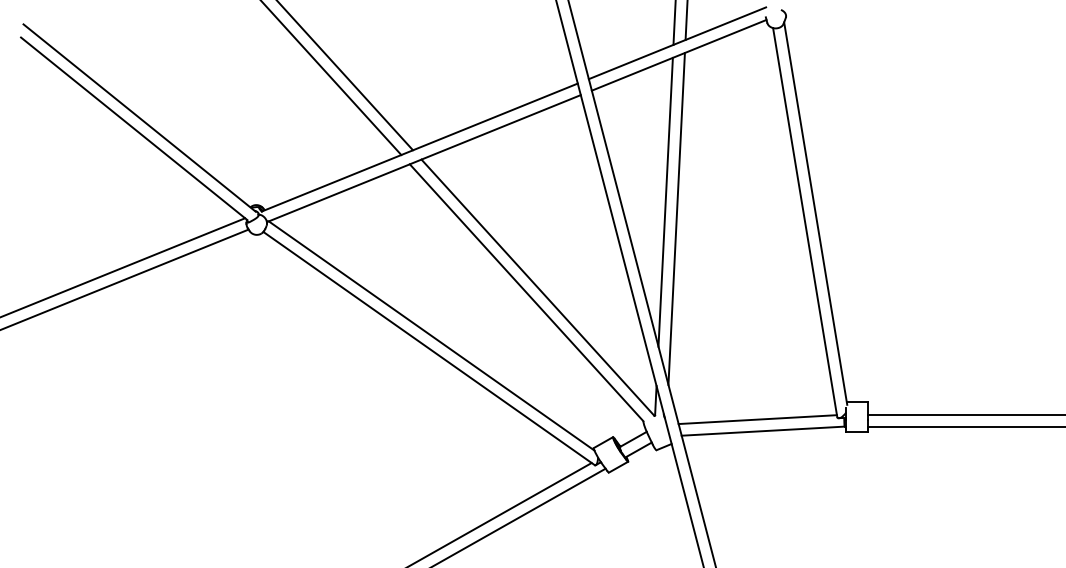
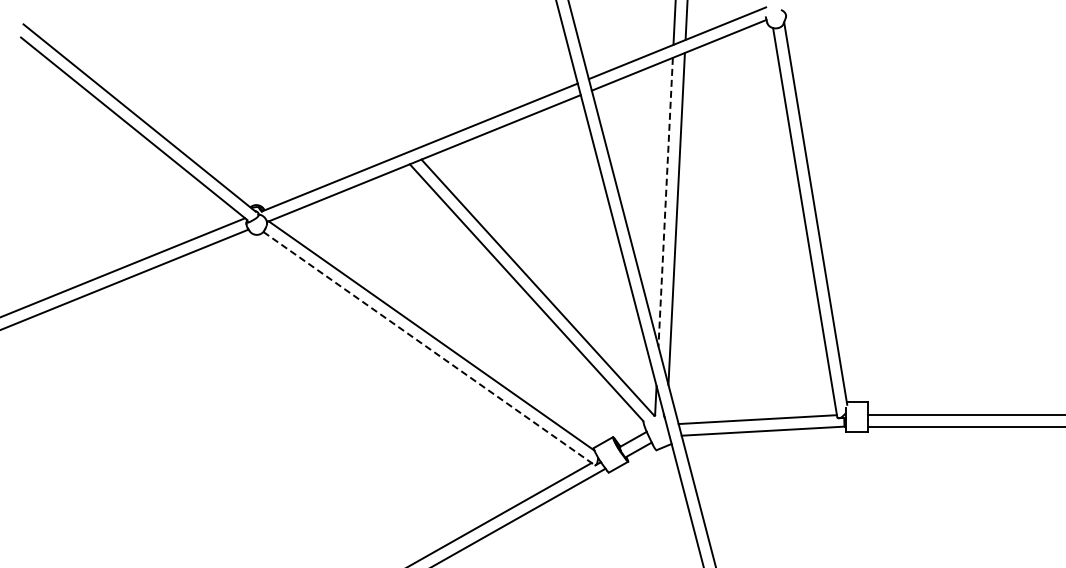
line: present -> none (345, 76)
line: present -> none (331, 78)
line: solid -> dashed (665, 202)
line: solid -> dashed (429, 348)
